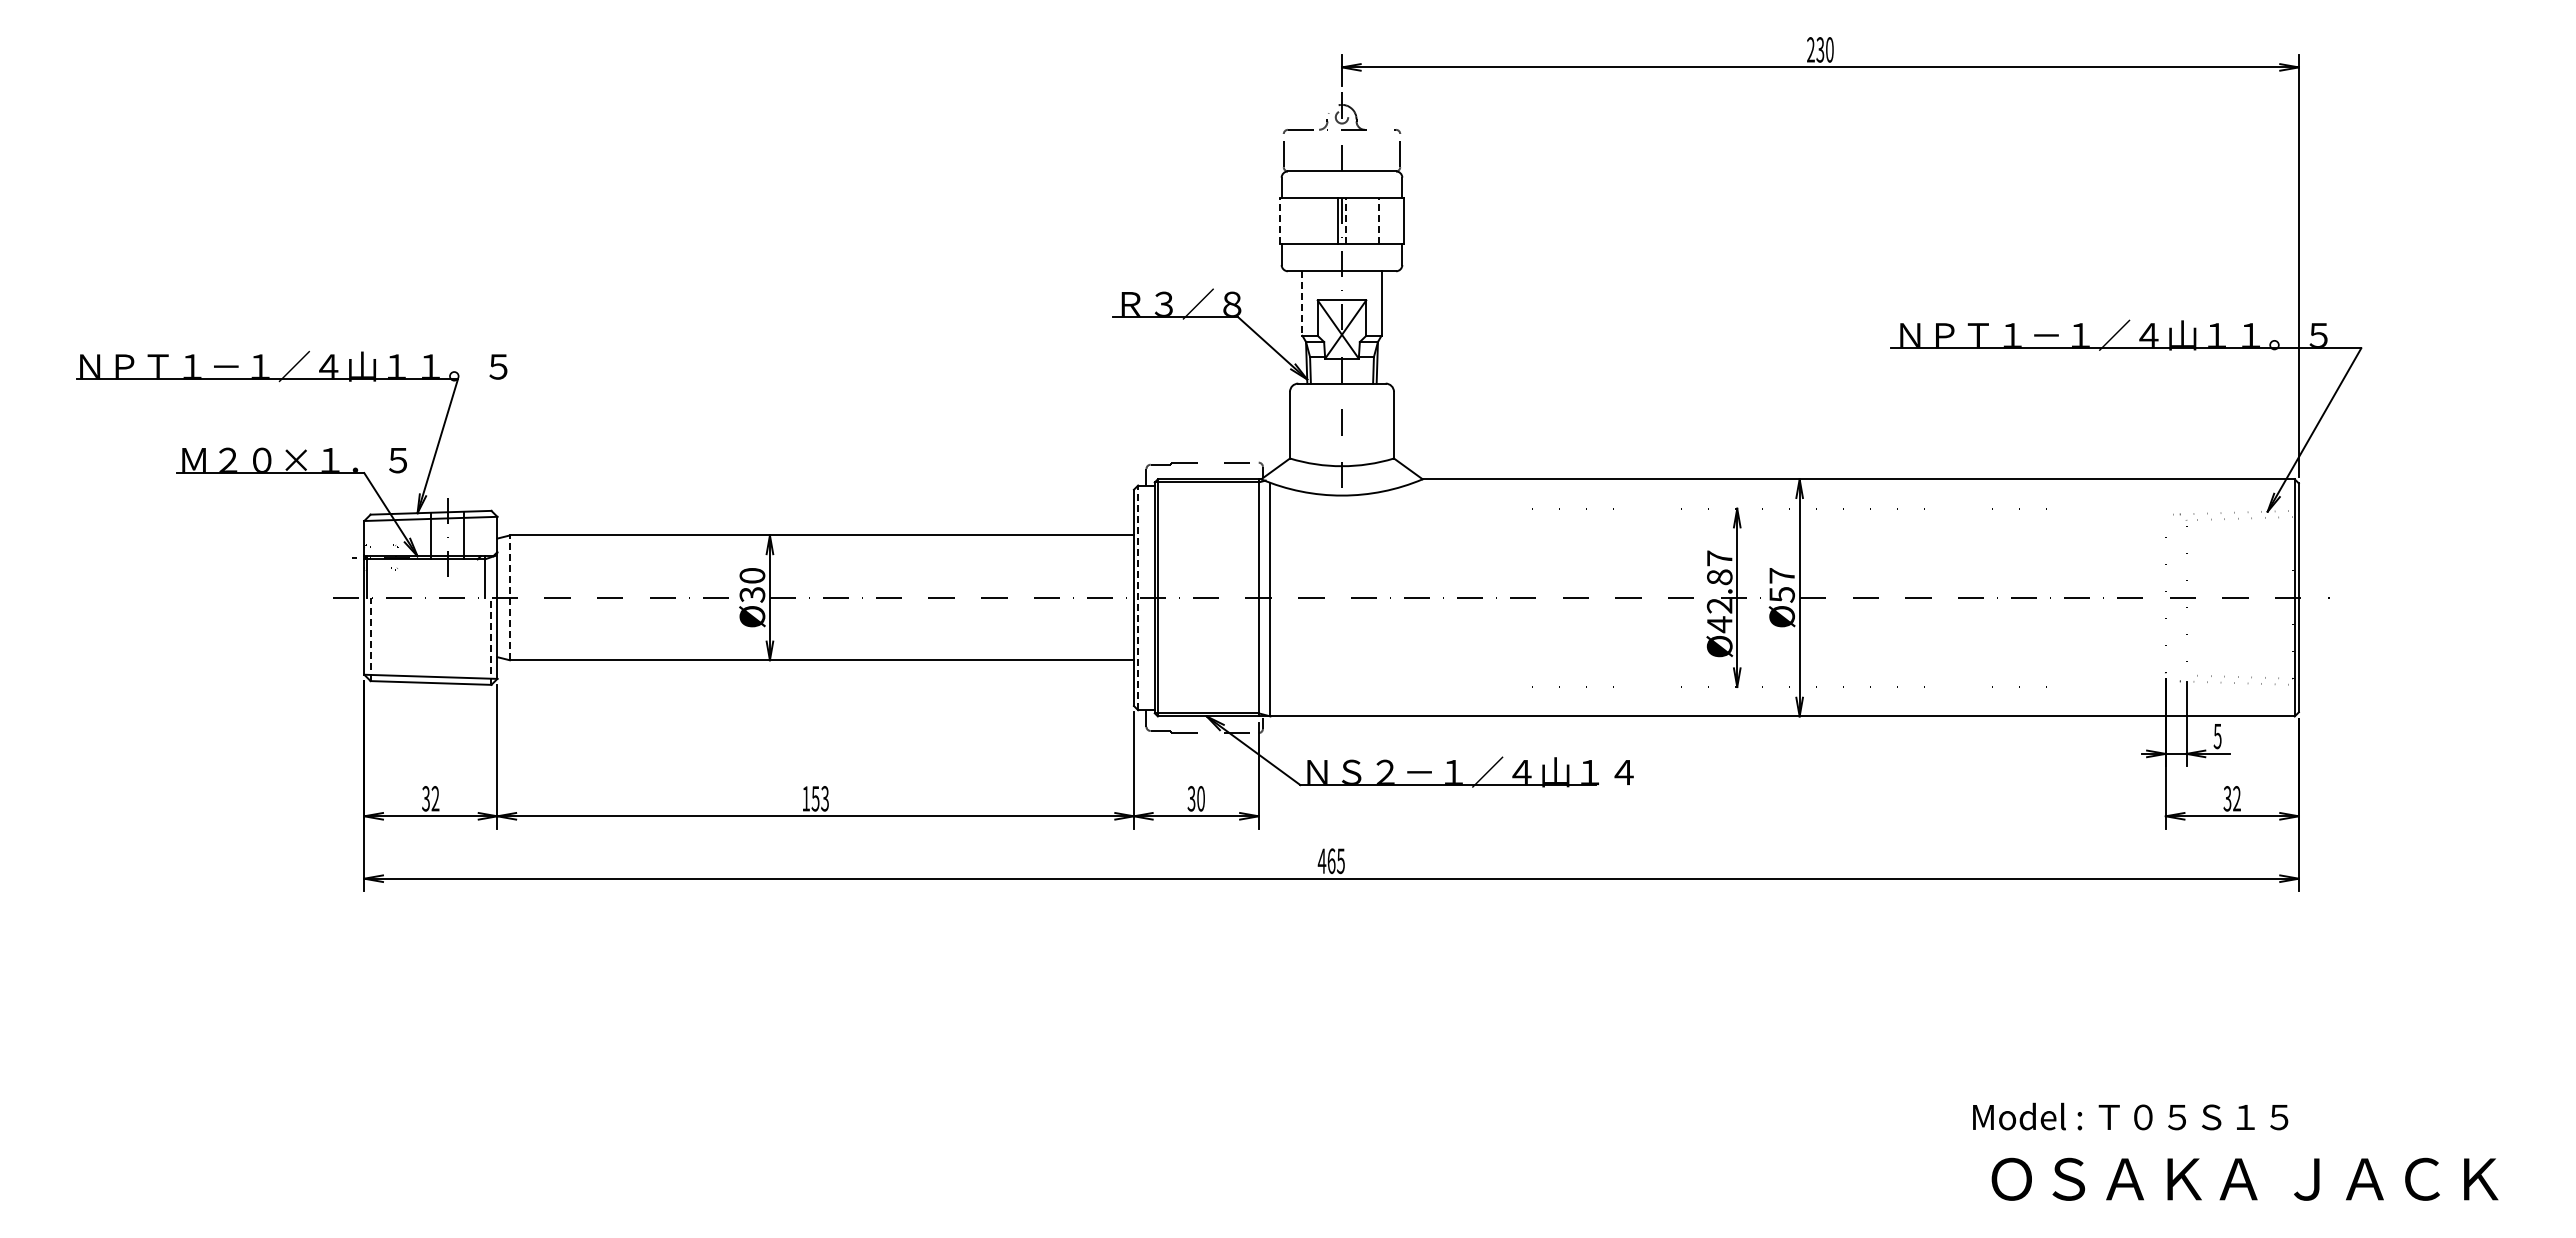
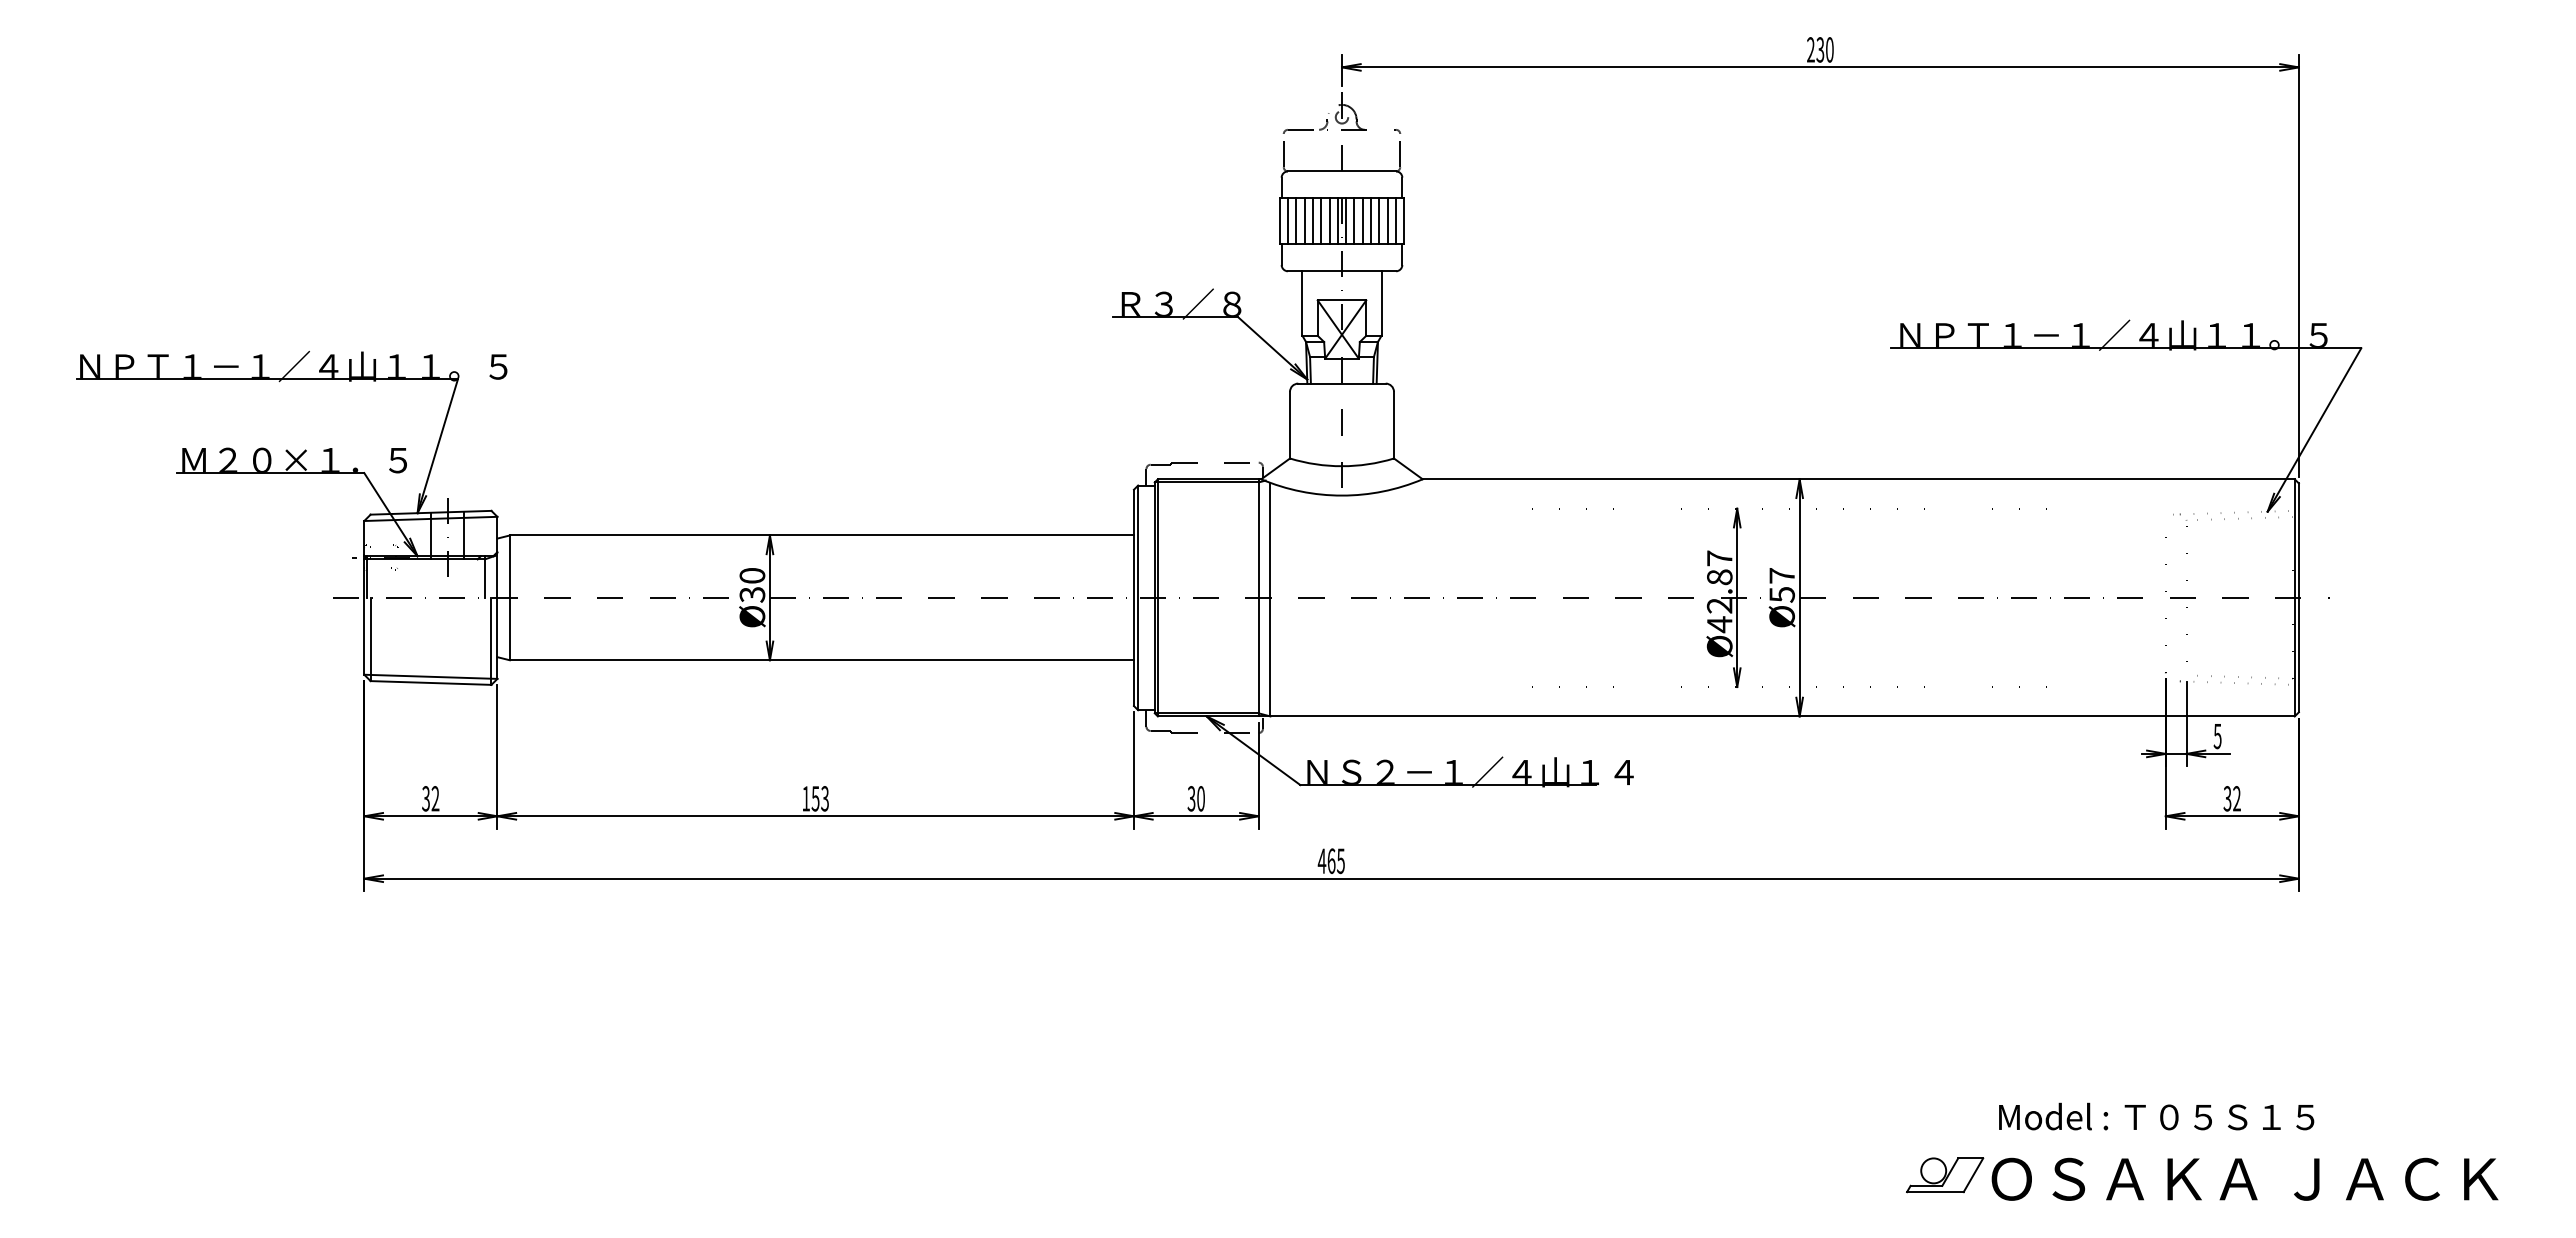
line: dashed -> solid (1279, 221)
line: none -> present (1287, 221)
line: none -> present (1296, 221)
line: none -> present (1304, 221)
line: none -> present (1312, 221)
line: none -> present (1321, 221)
line: none -> present (1329, 221)
line: dashed -> solid (1346, 221)
line: none -> present (1354, 221)
line: none -> present (1362, 221)
line: none -> present (1371, 221)
line: dashed -> solid (1379, 221)
line: none -> present (1387, 221)
line: none -> present (1396, 221)
line: dashed -> solid (1302, 304)
line: dashed -> solid (509, 597)
line: dashed -> solid (1138, 597)
line: dashed -> solid (370, 639)
line: dashed -> solid (491, 640)
text position: (2130, 1116) -> (2156, 1116) (2156, 1116)
part: none -> present (1945, 1175)
